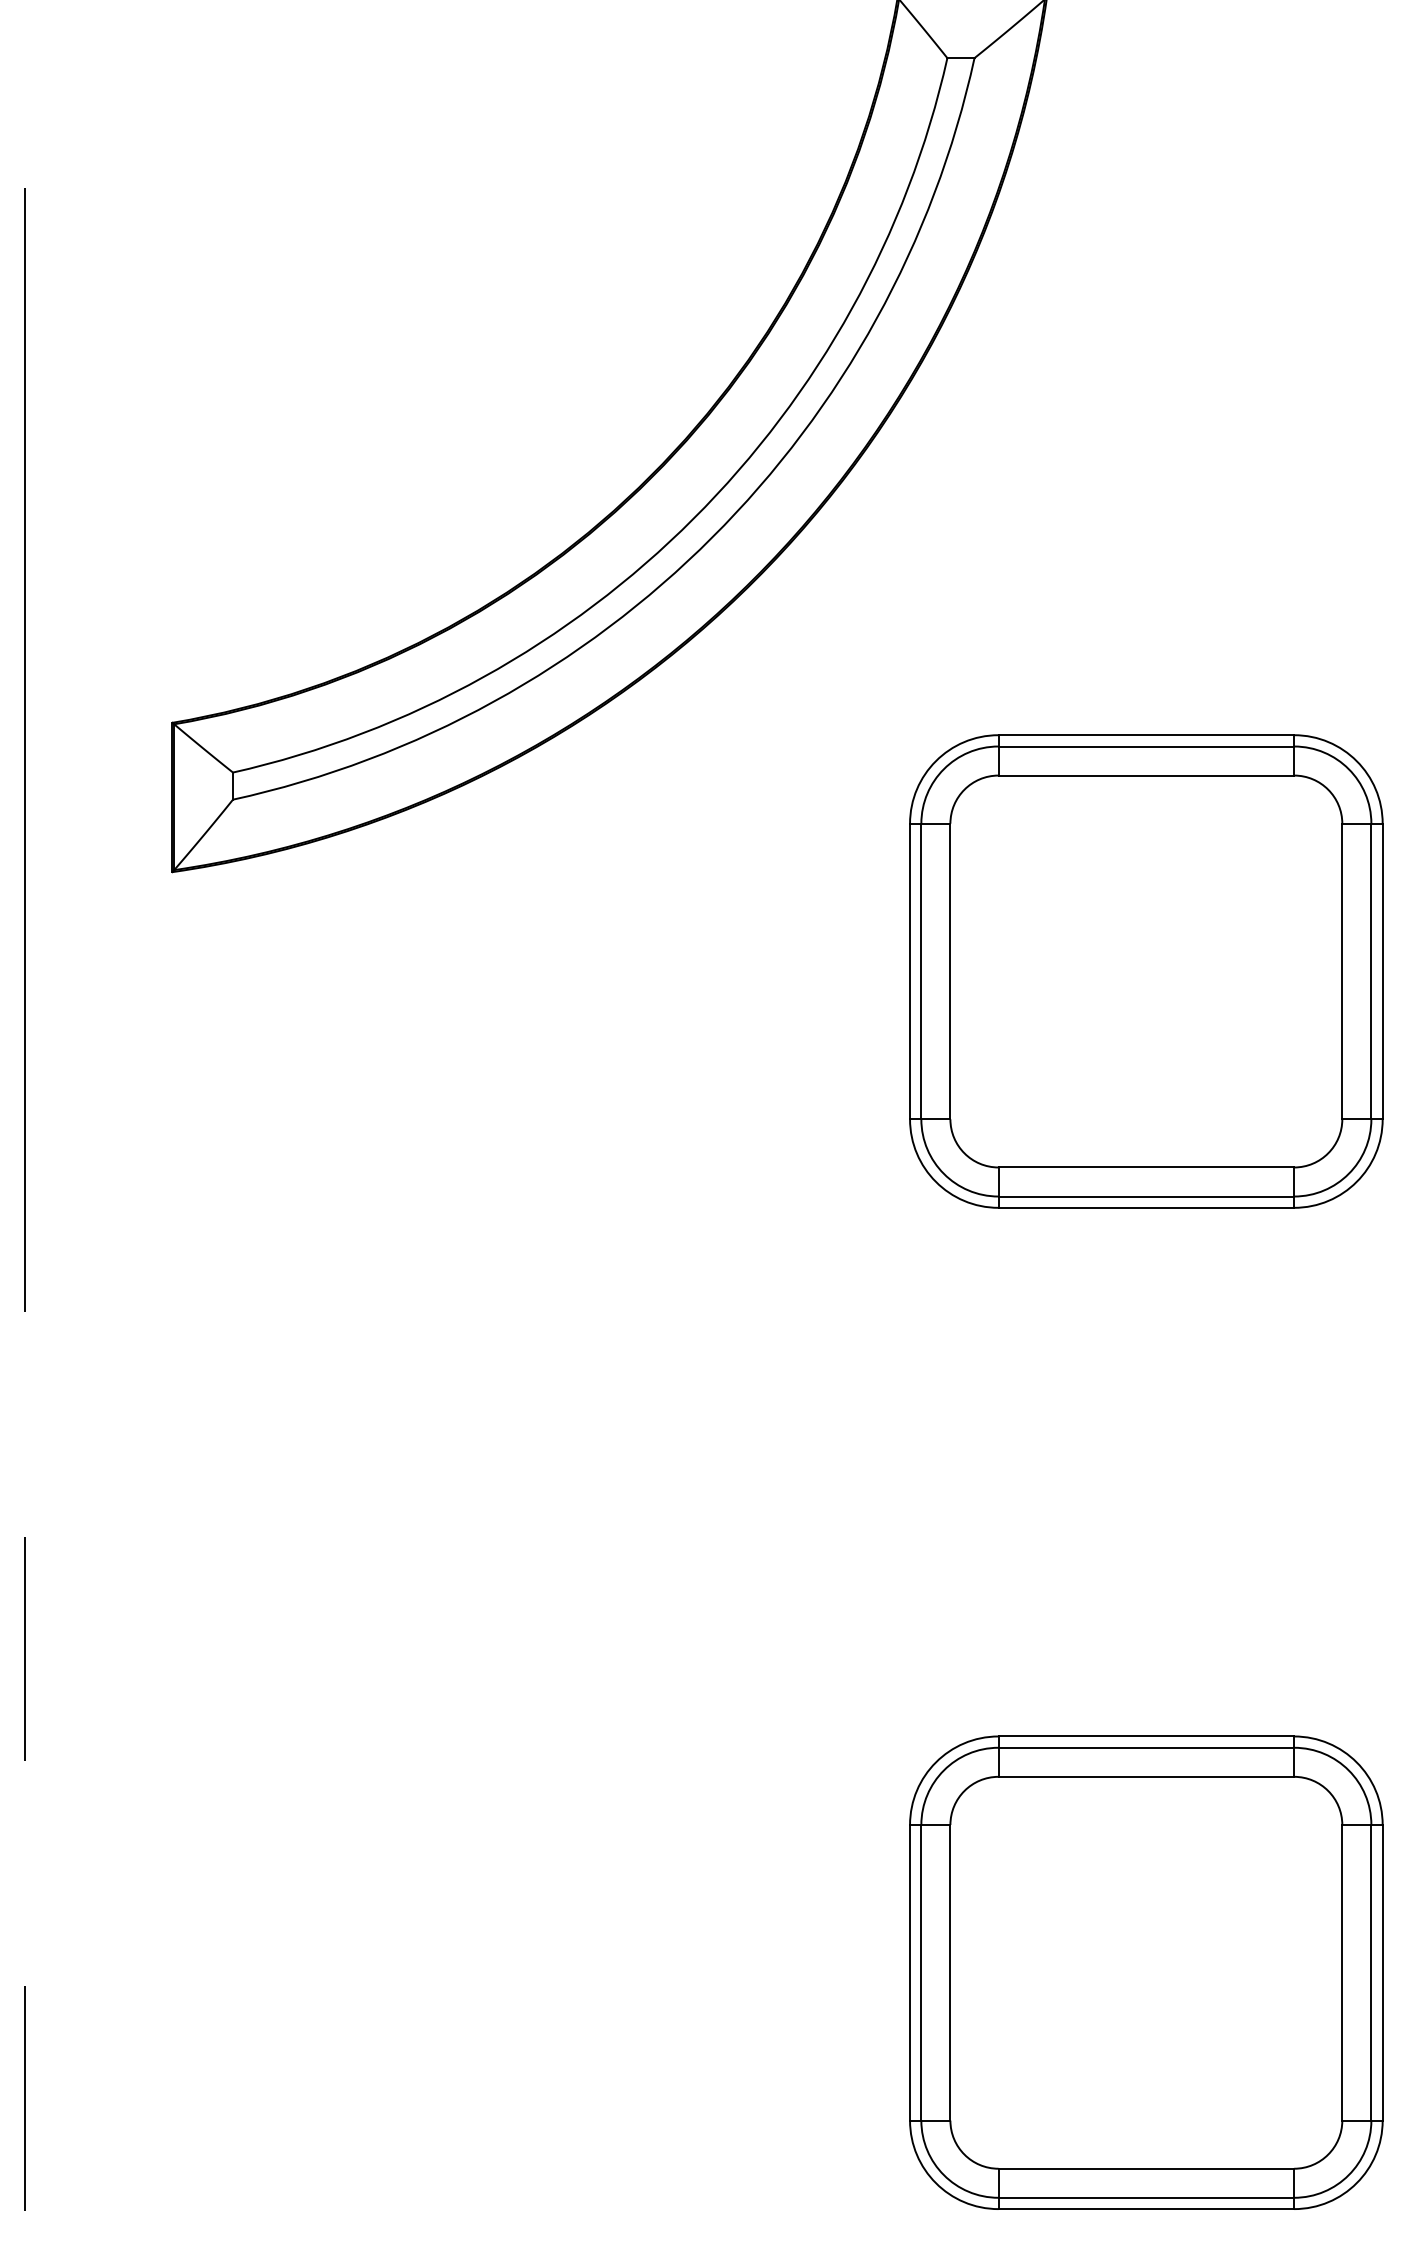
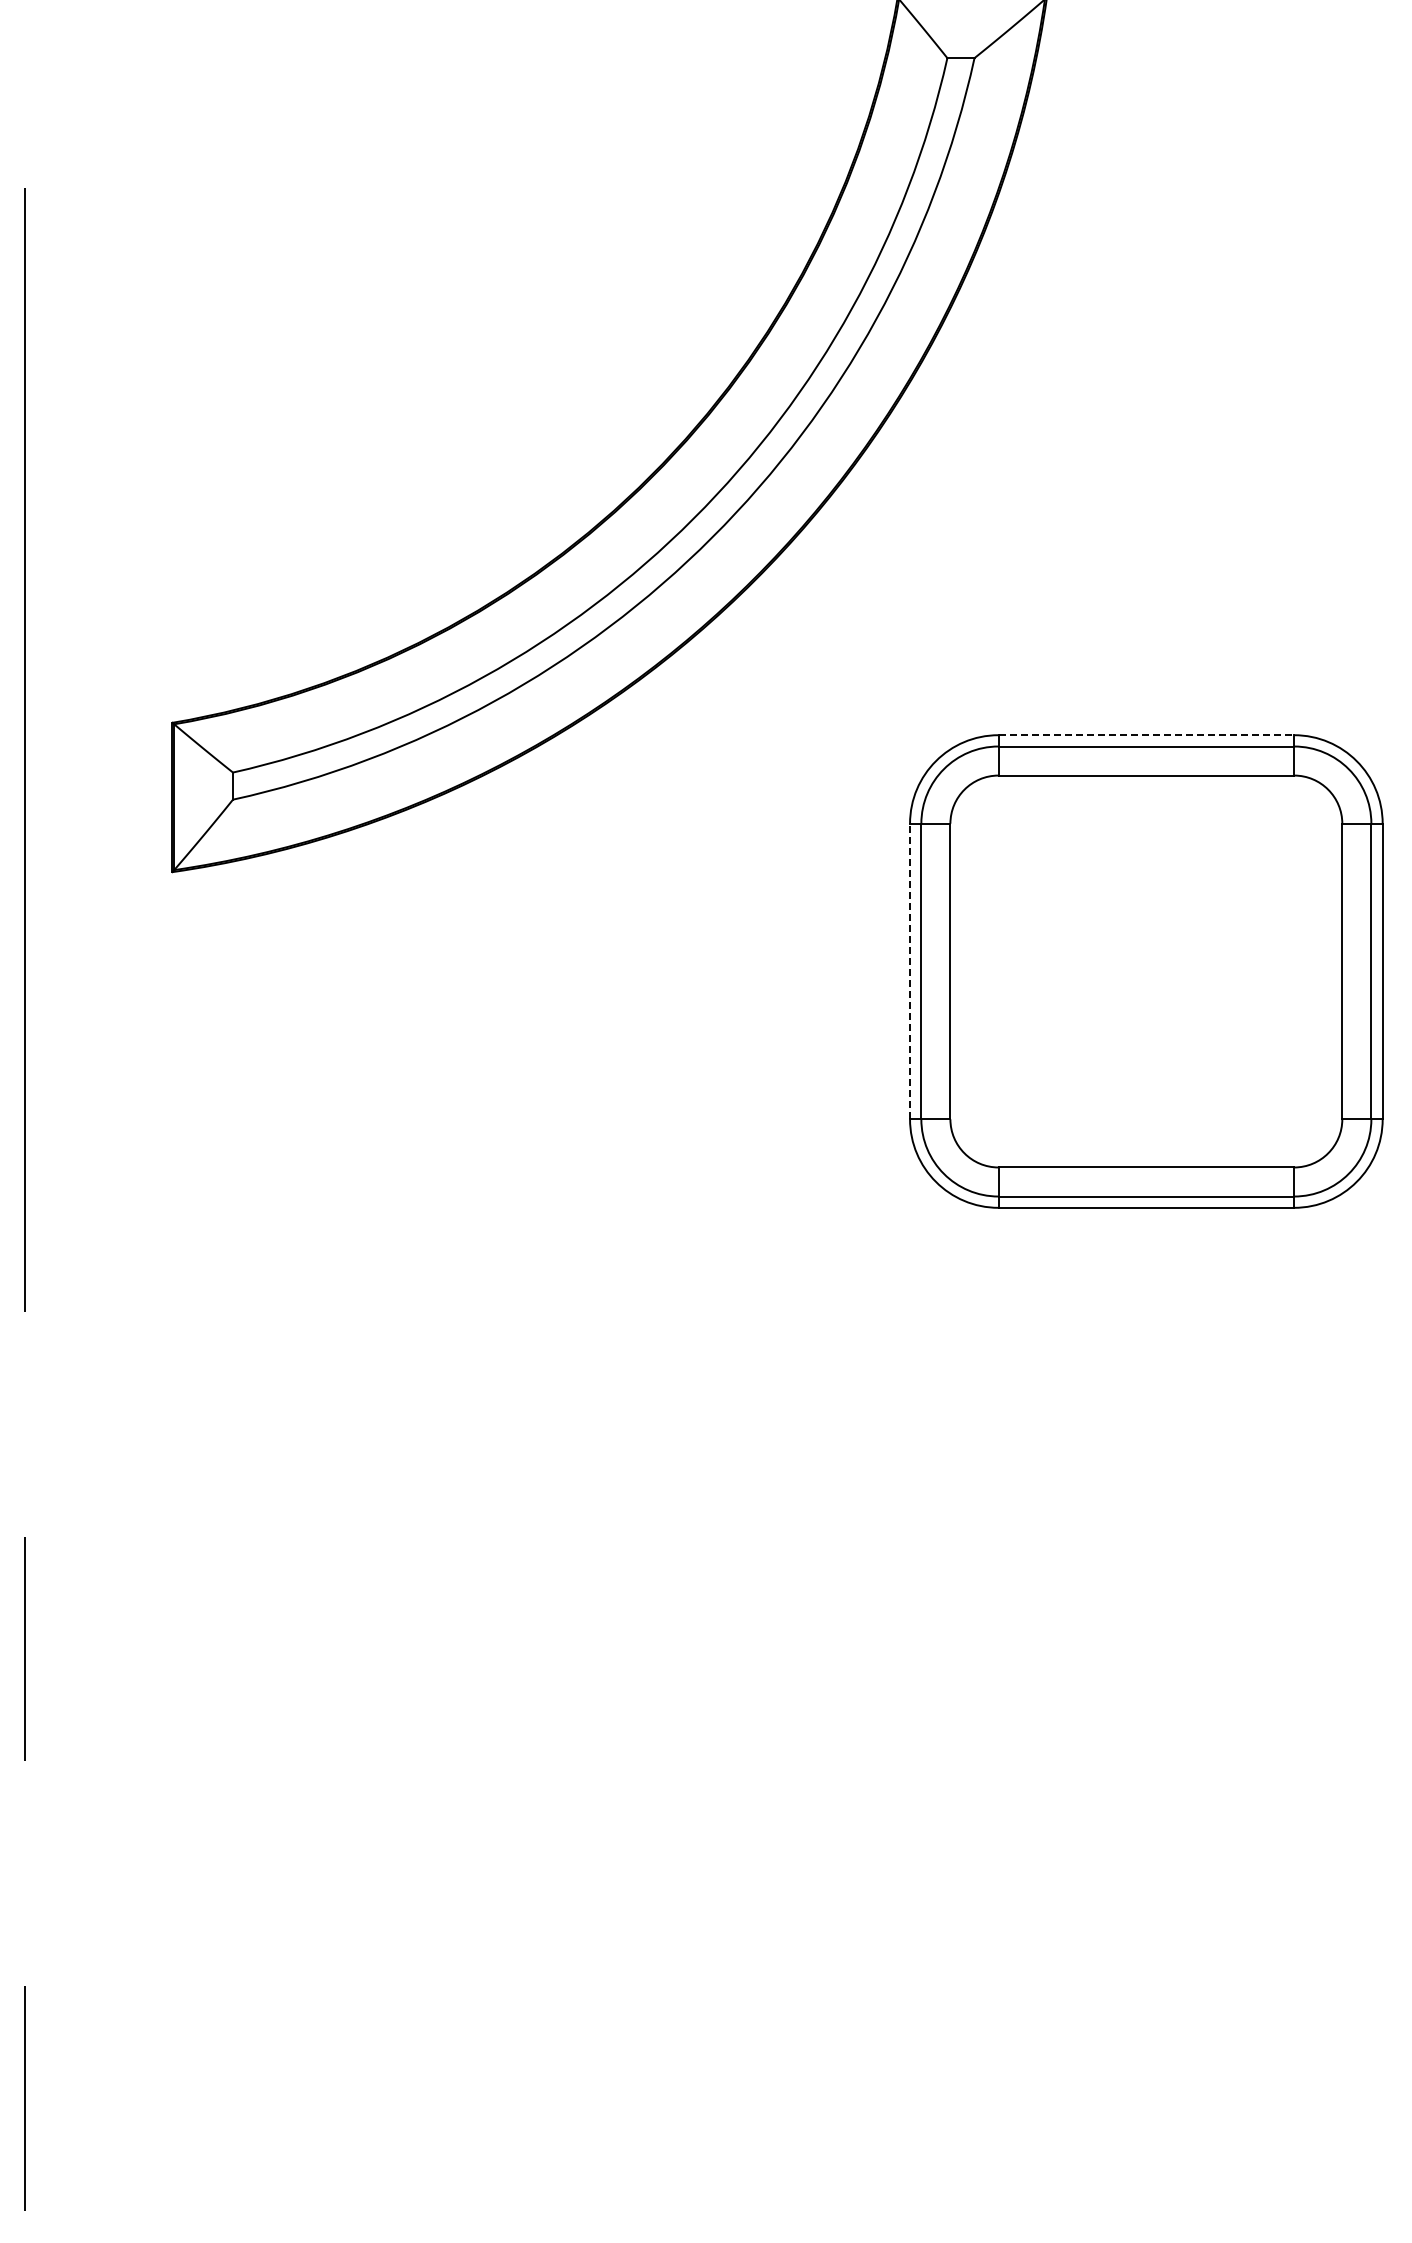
line: solid -> dashed (1146, 735)
line: solid -> dashed (910, 971)
part: present -> none (1146, 1972)
